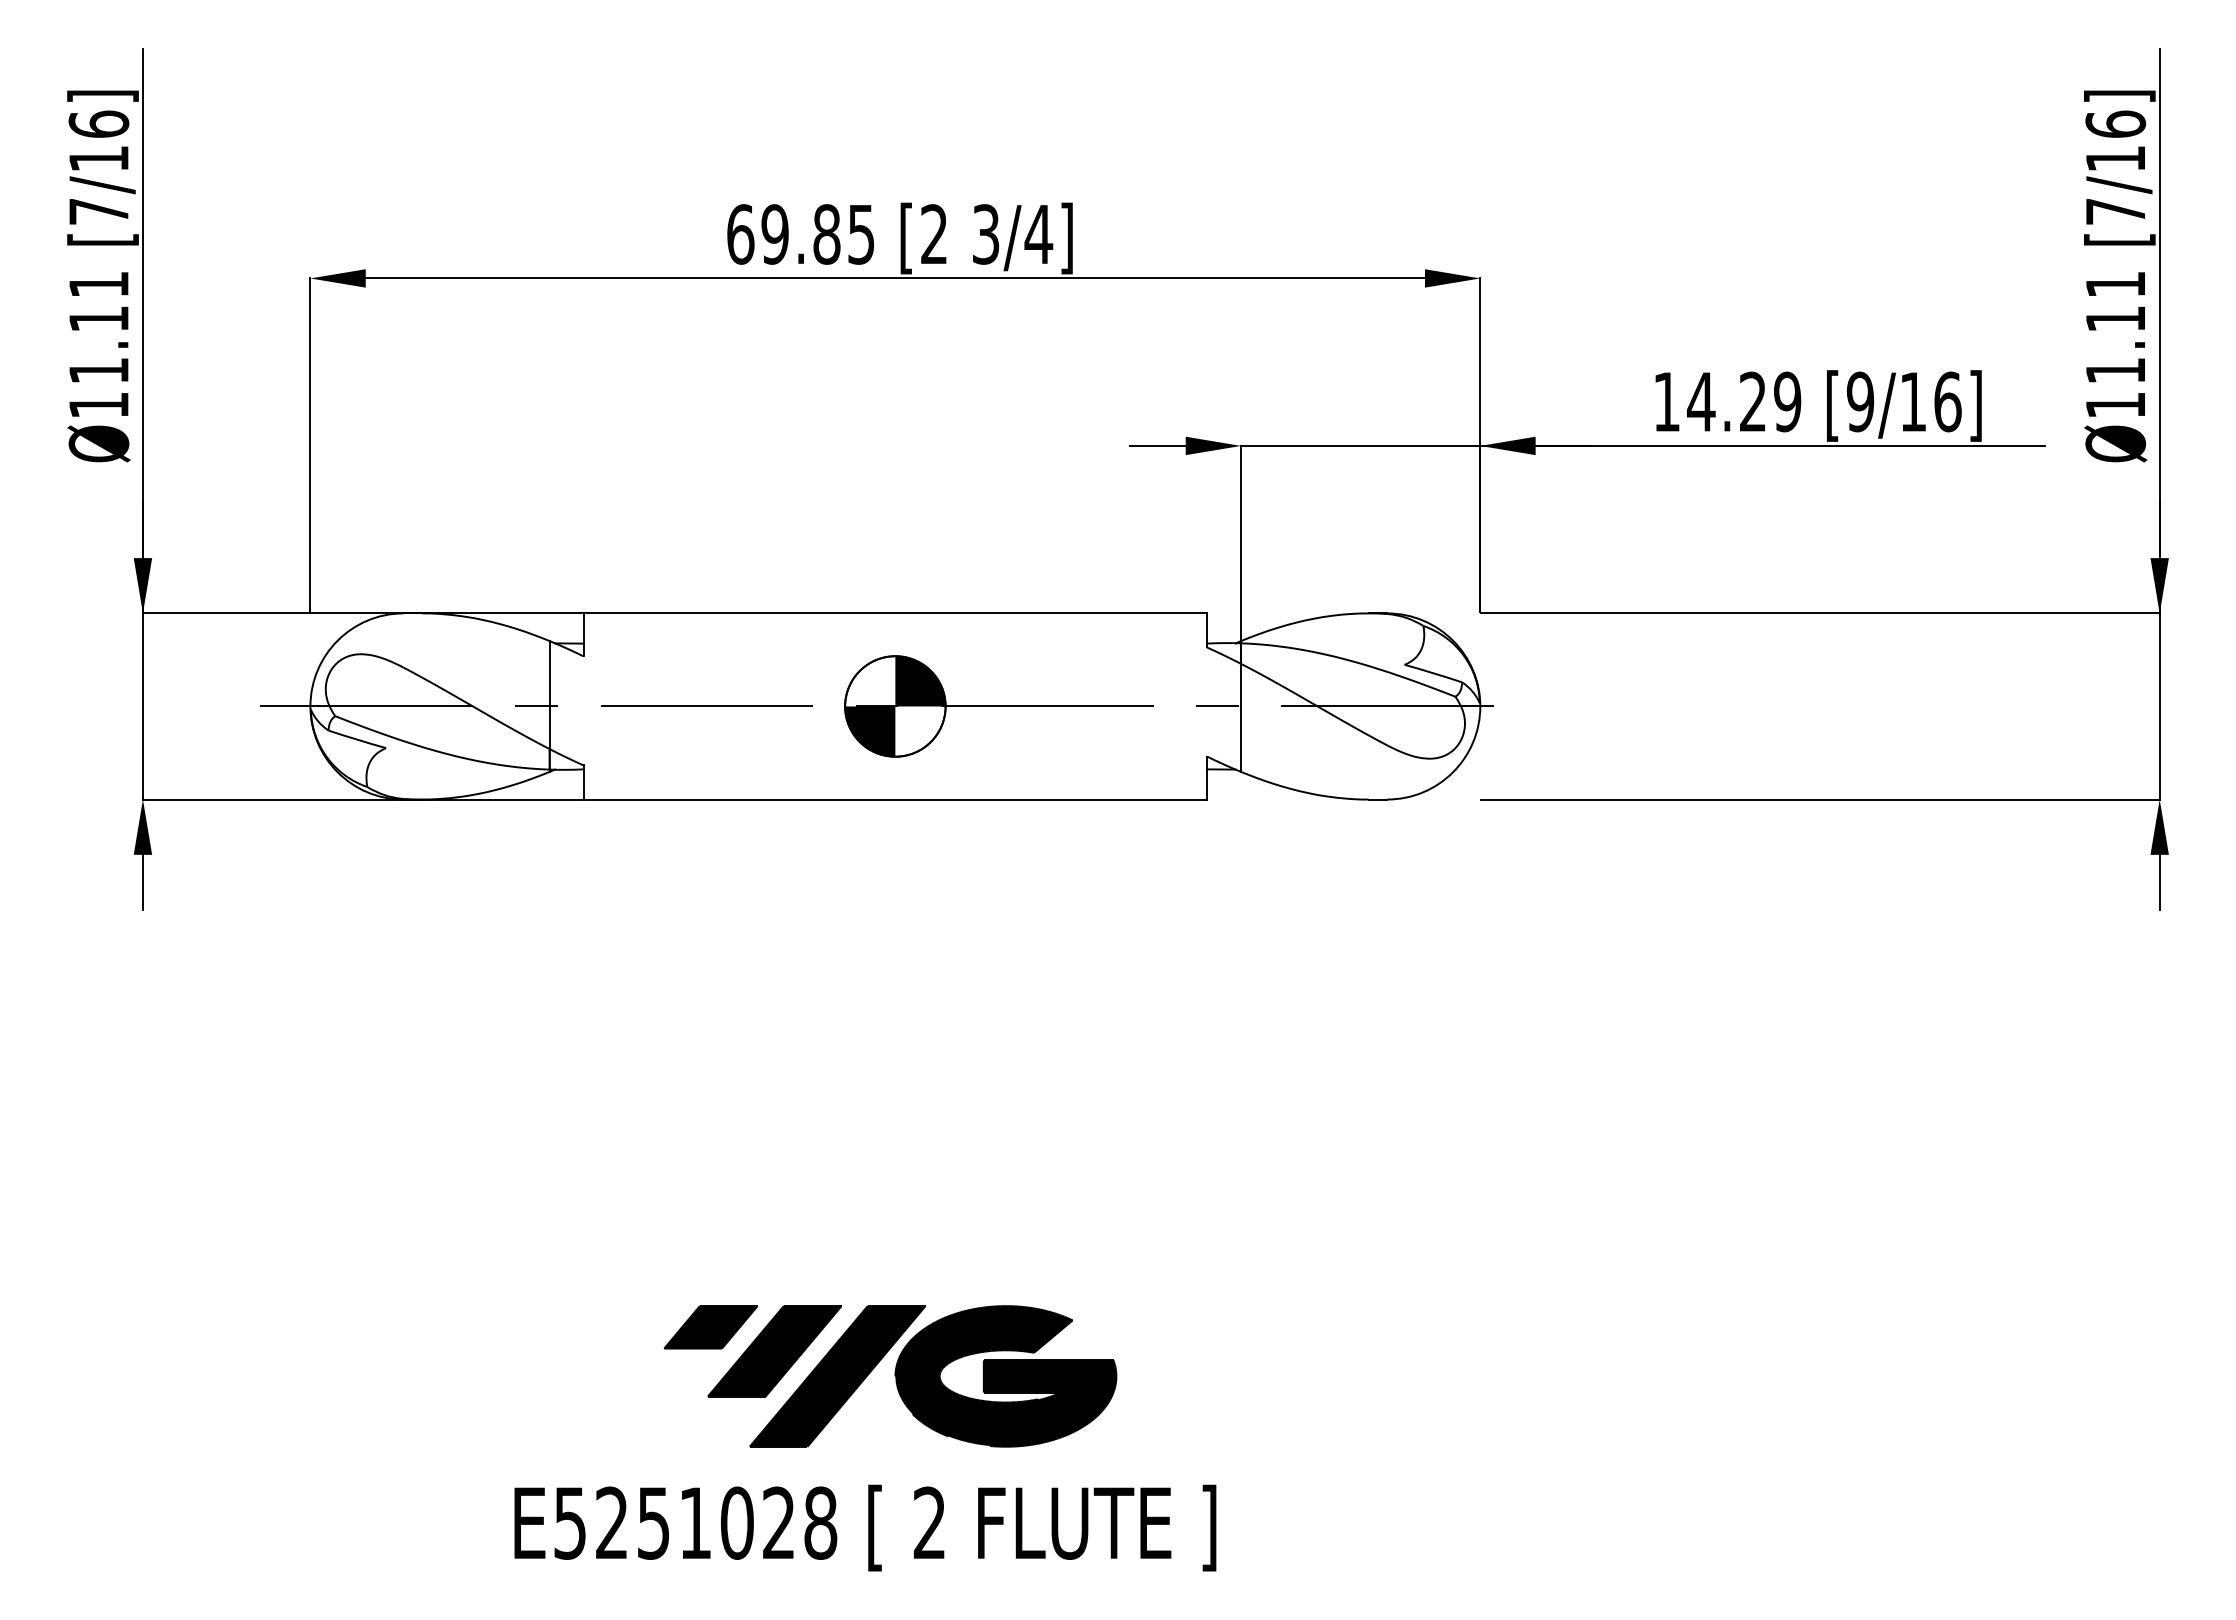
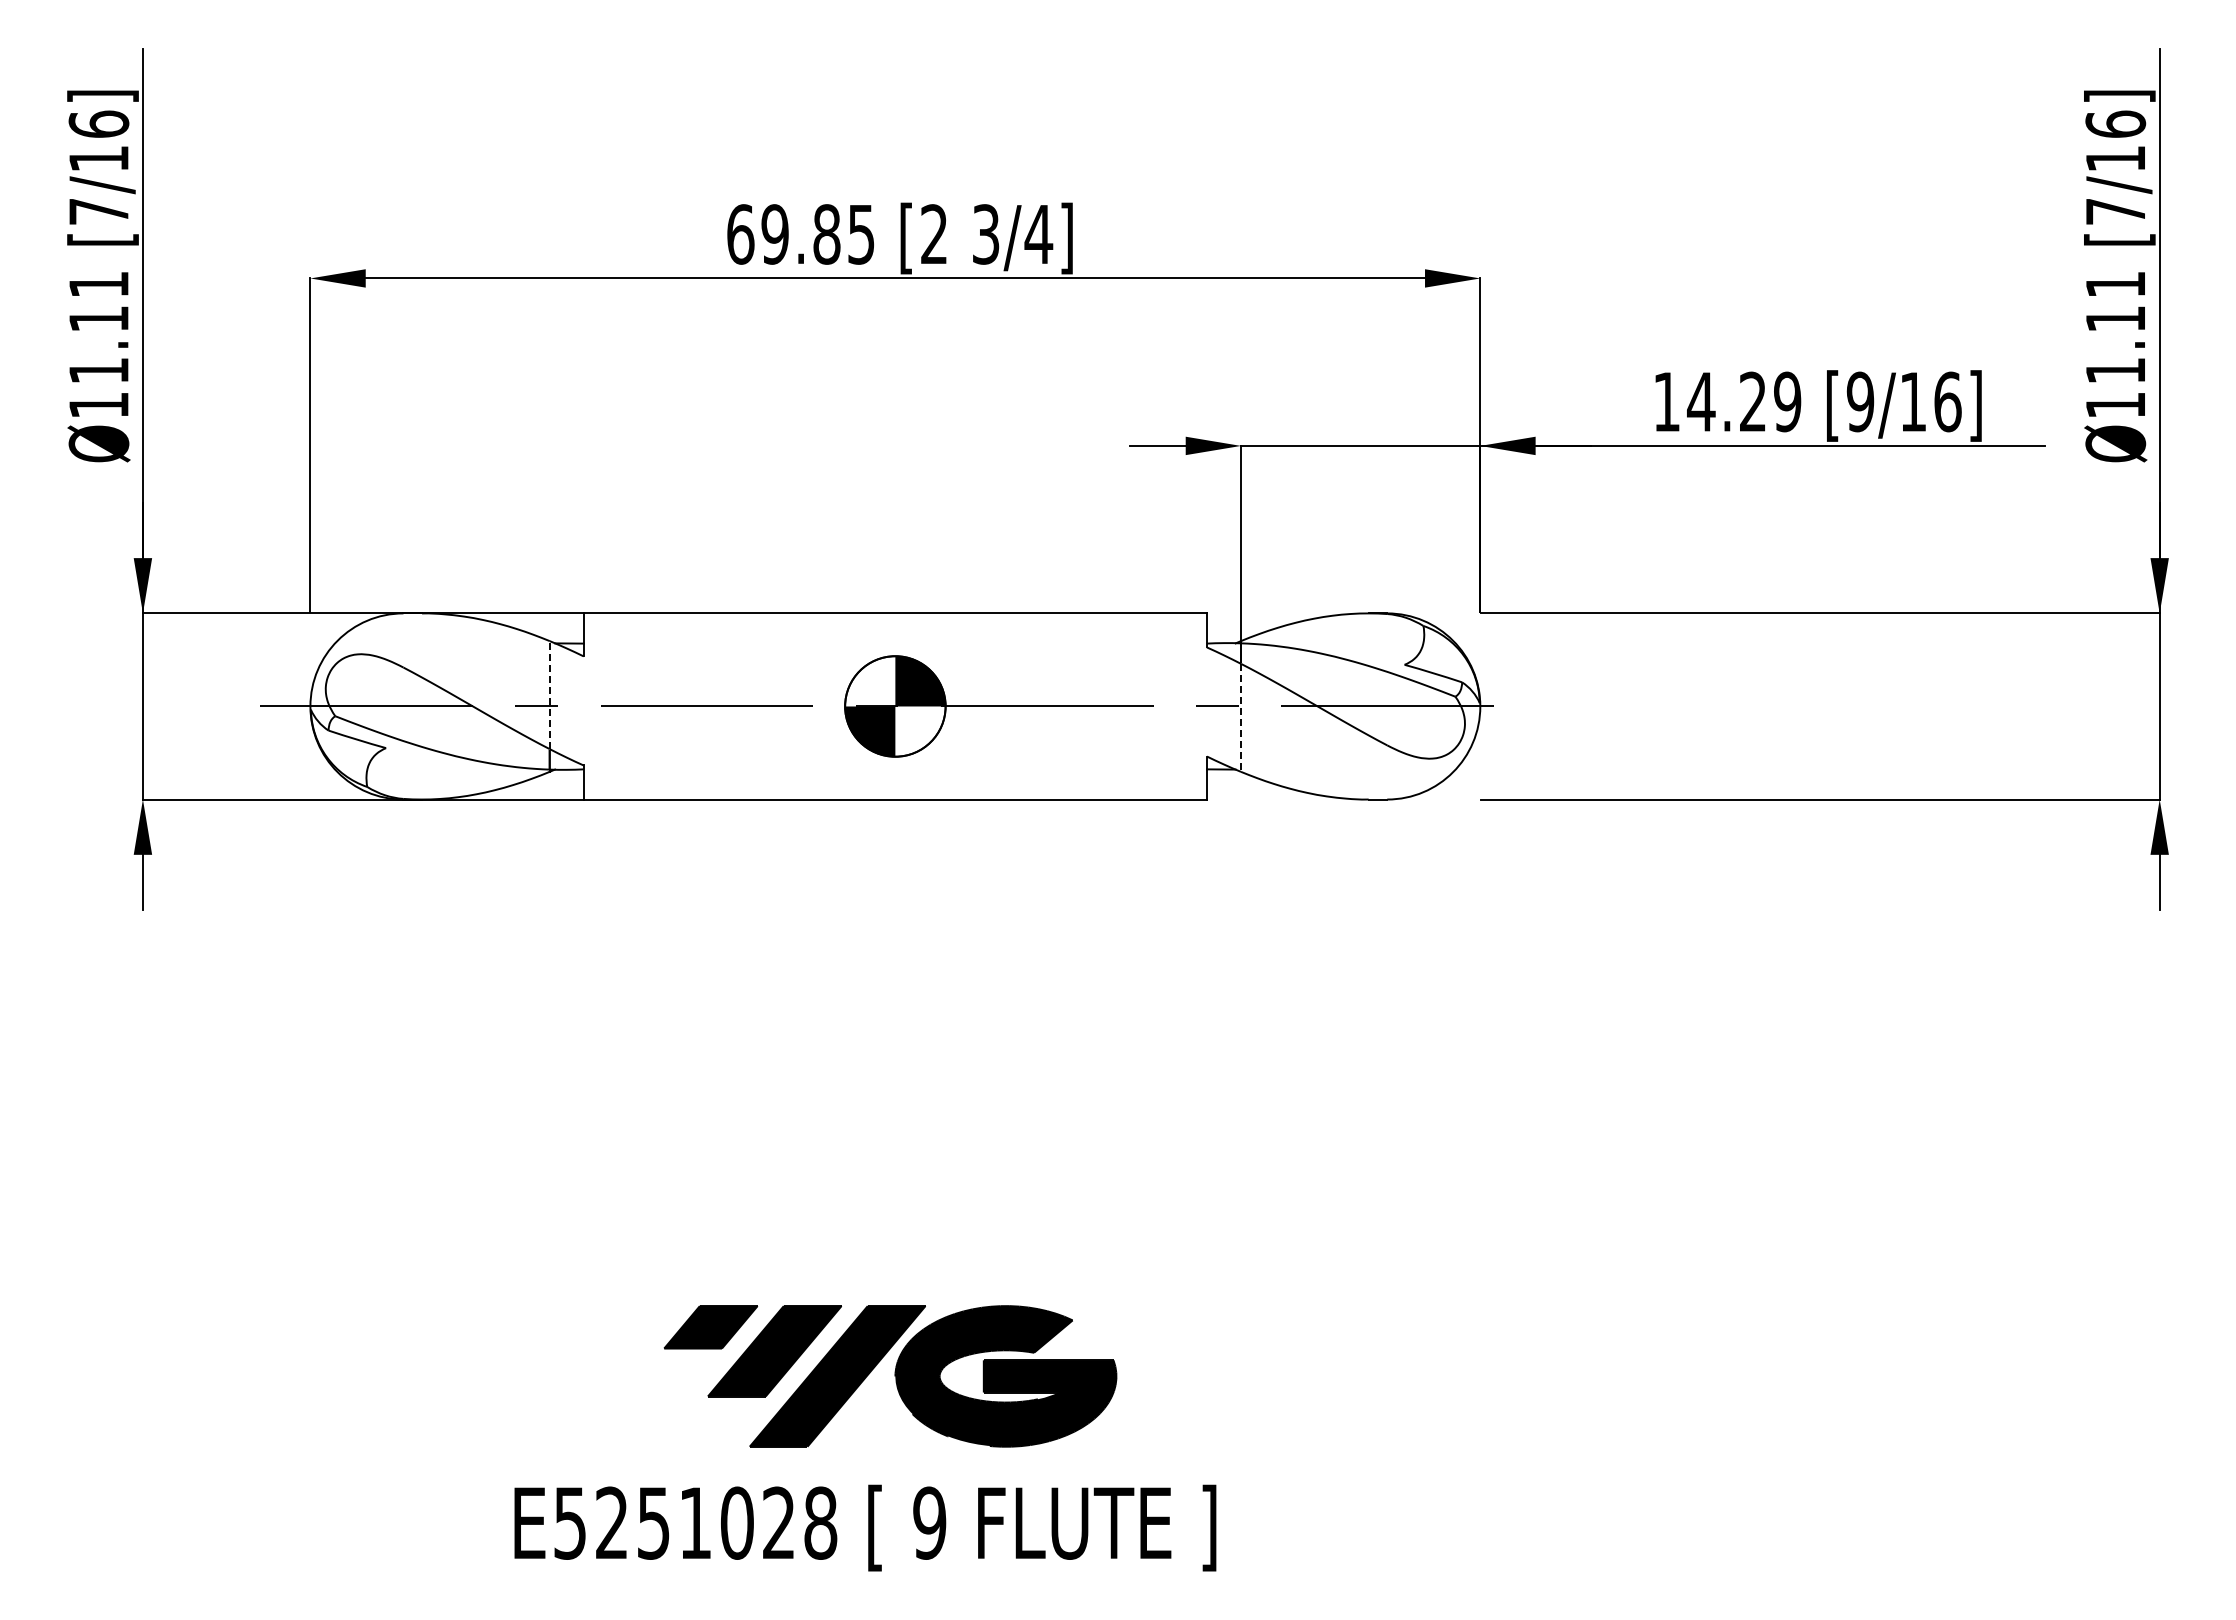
line: solid -> dashed (549, 694)
line: solid -> dashed (1241, 718)
text: 2 -> 9 (929, 1522)
